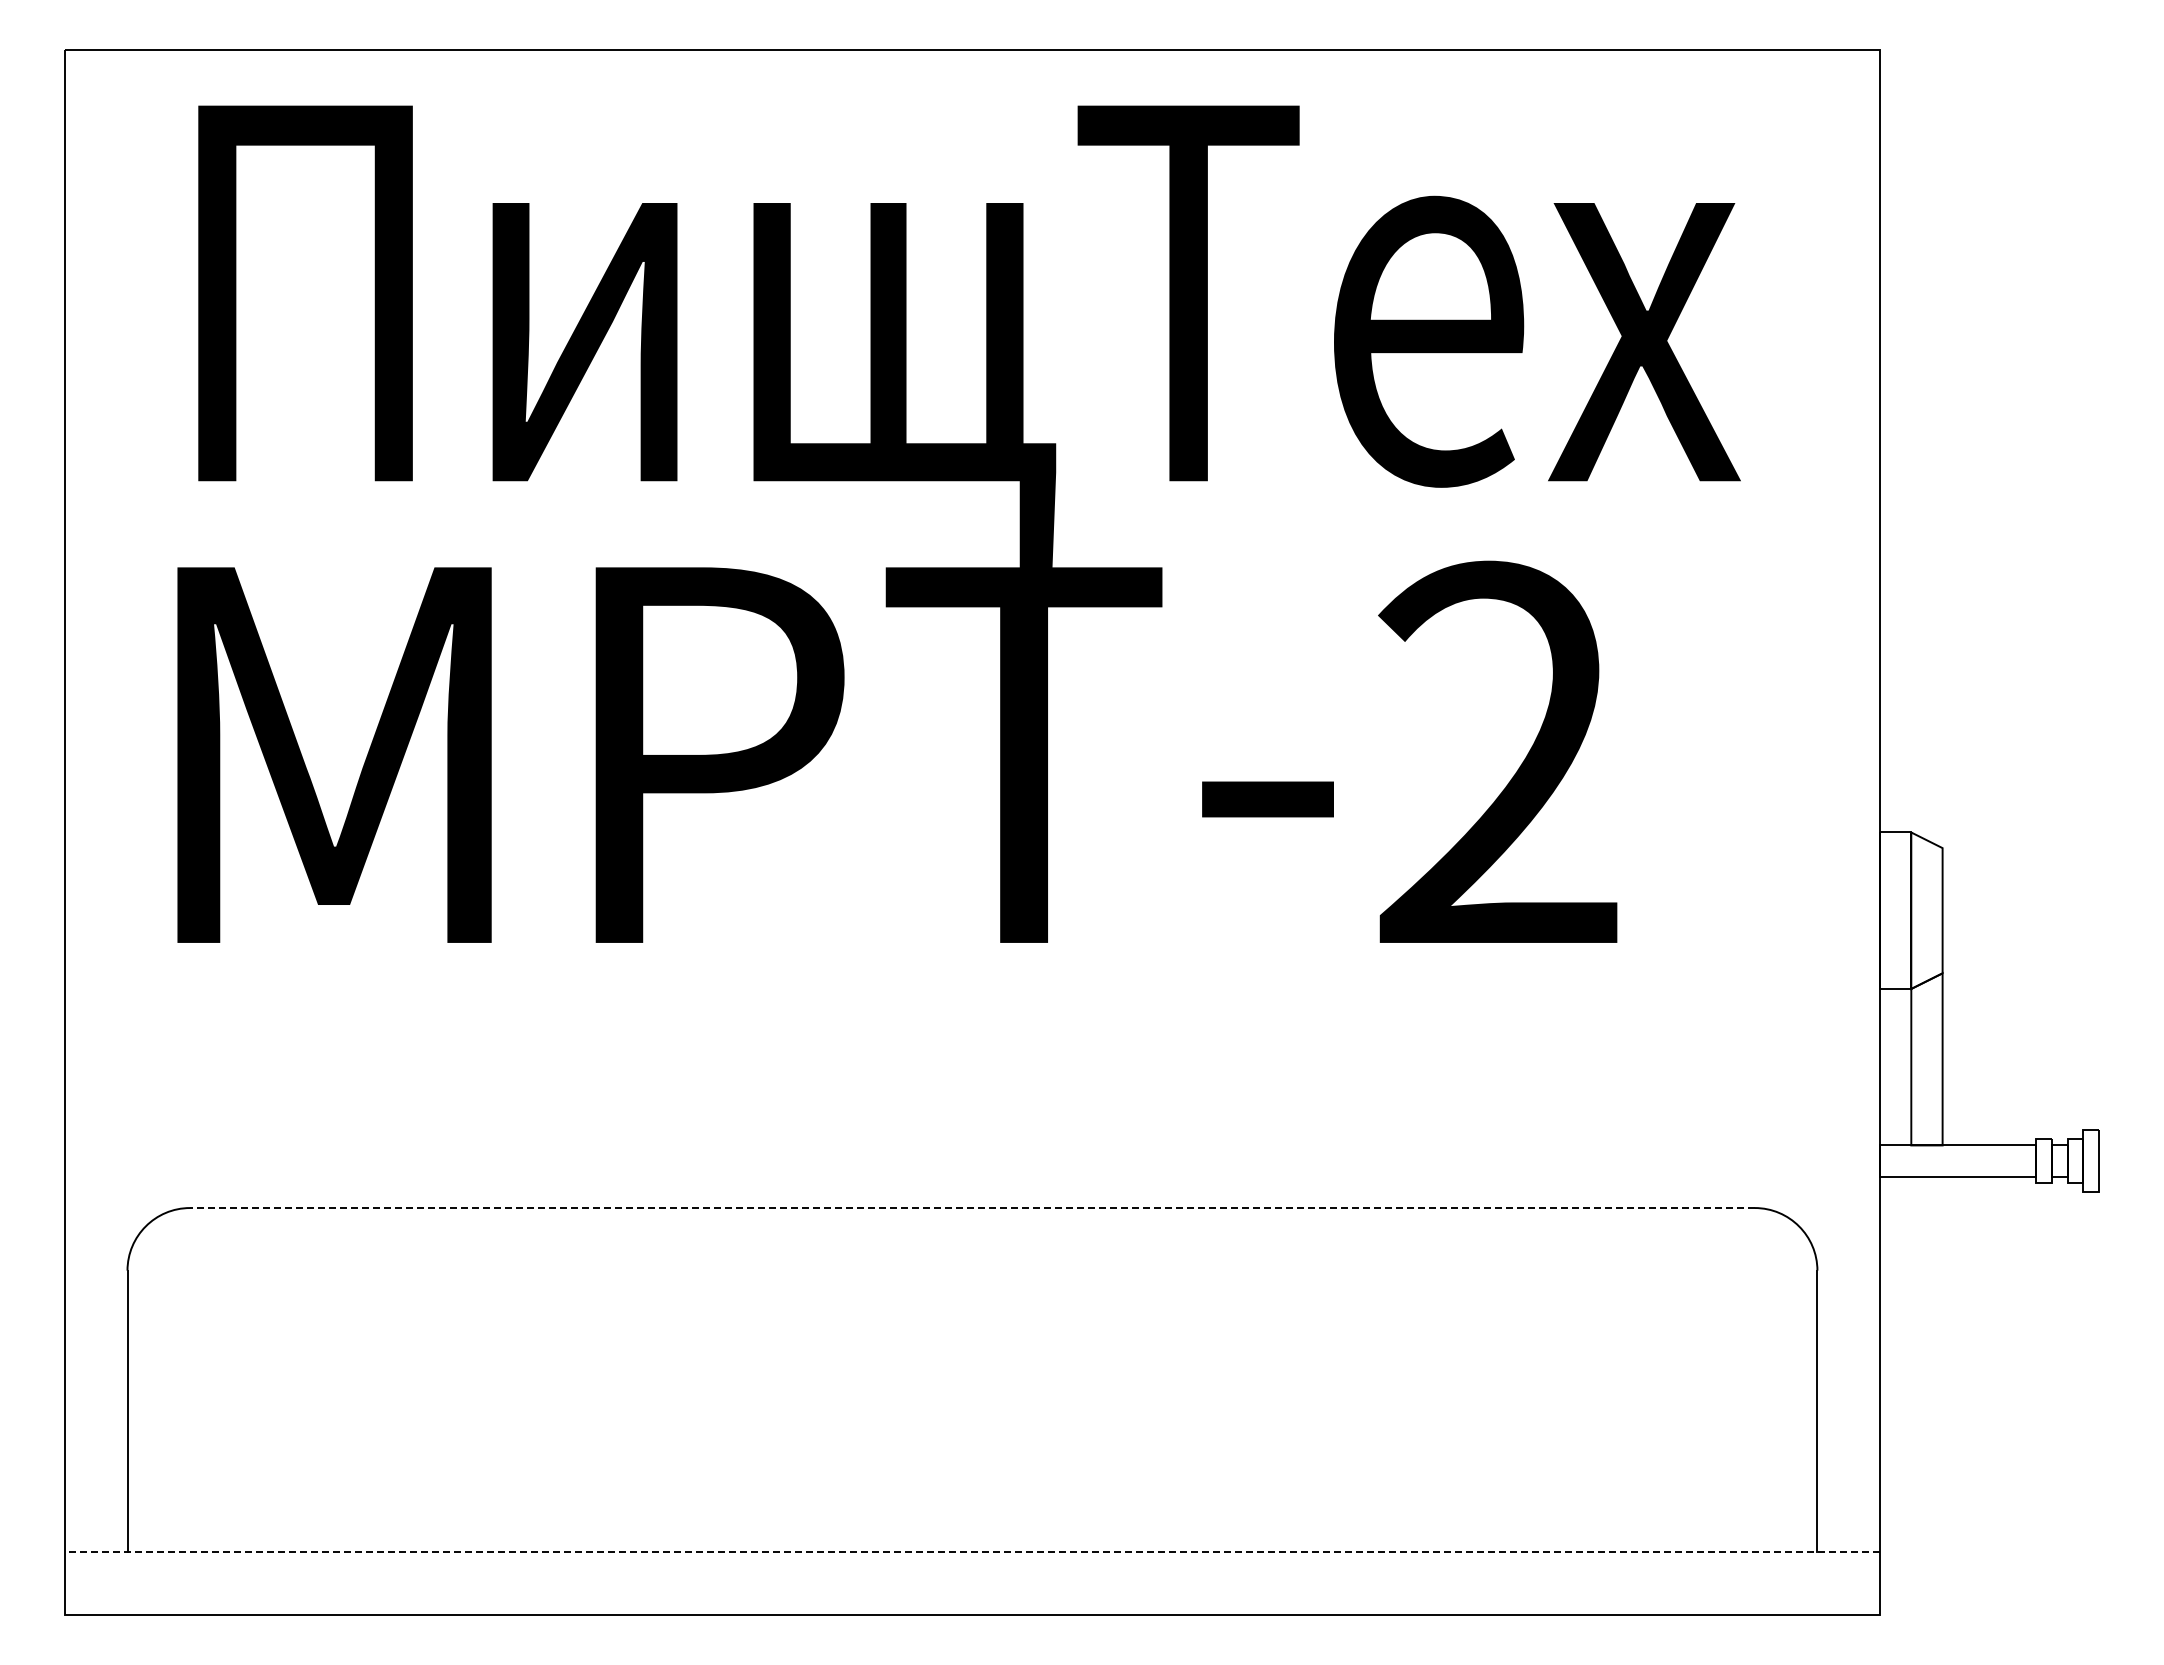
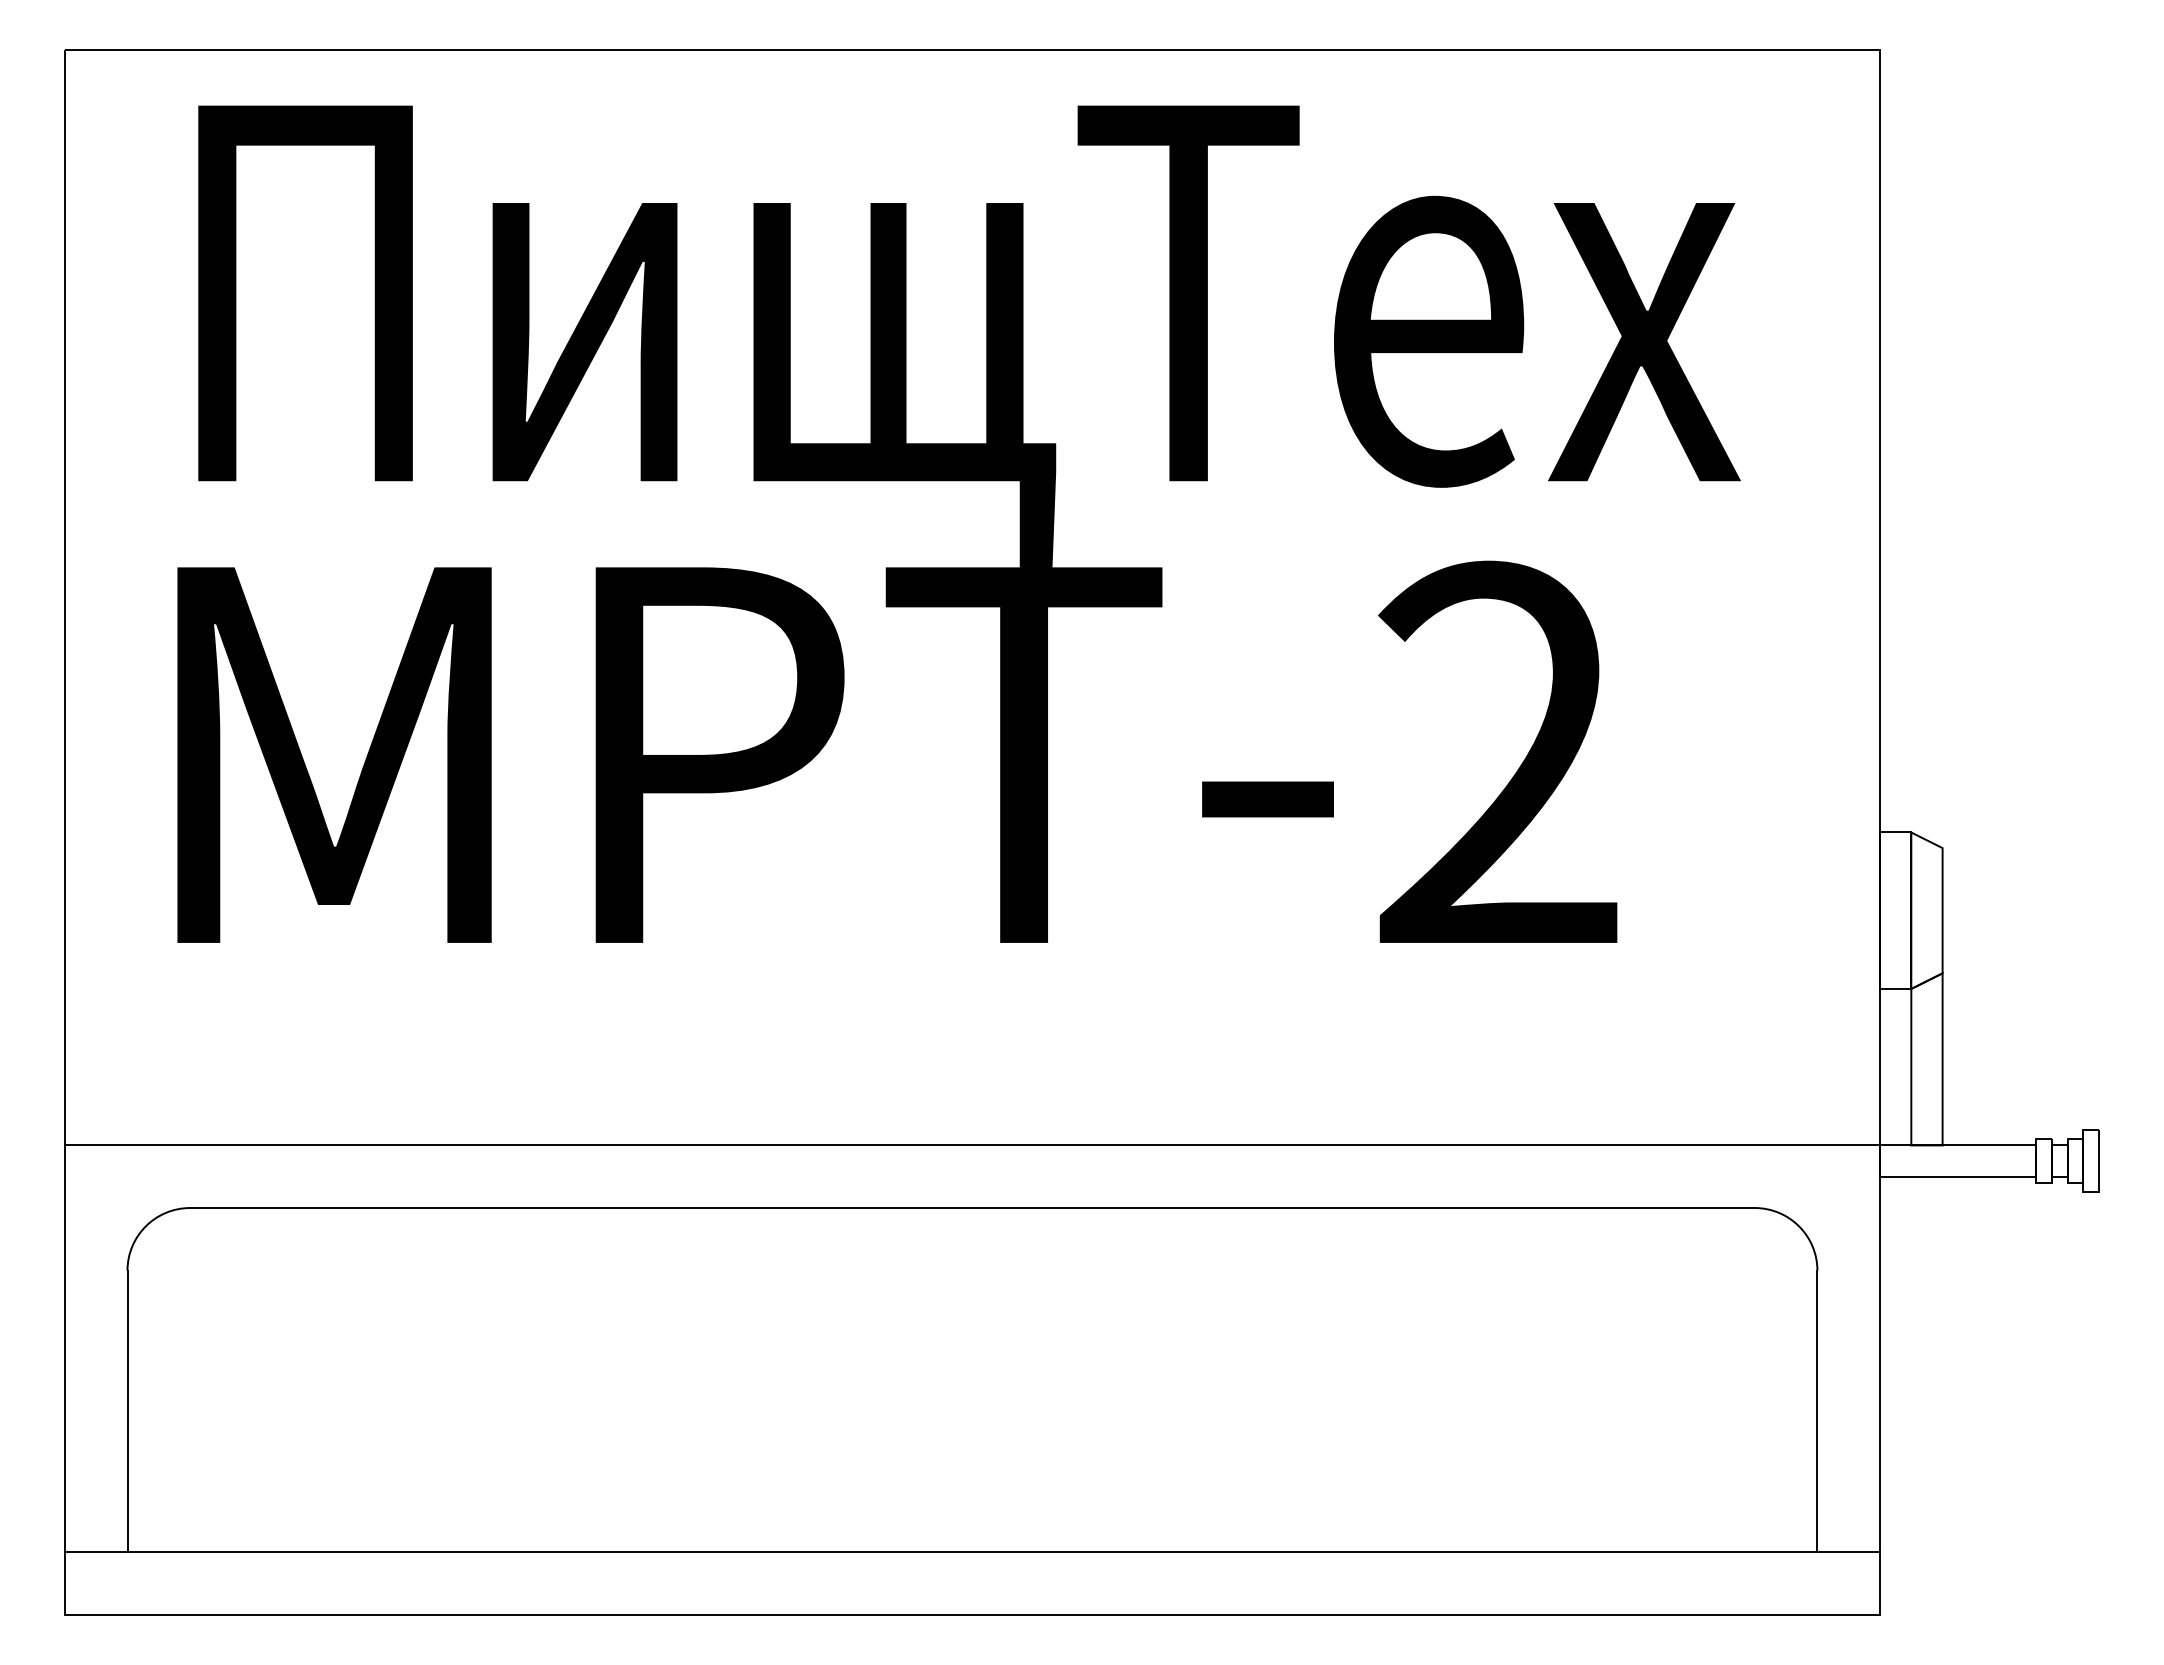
line: none -> present (972, 1145)
line: dashed -> solid (971, 1208)
line: dashed -> solid (972, 1552)
